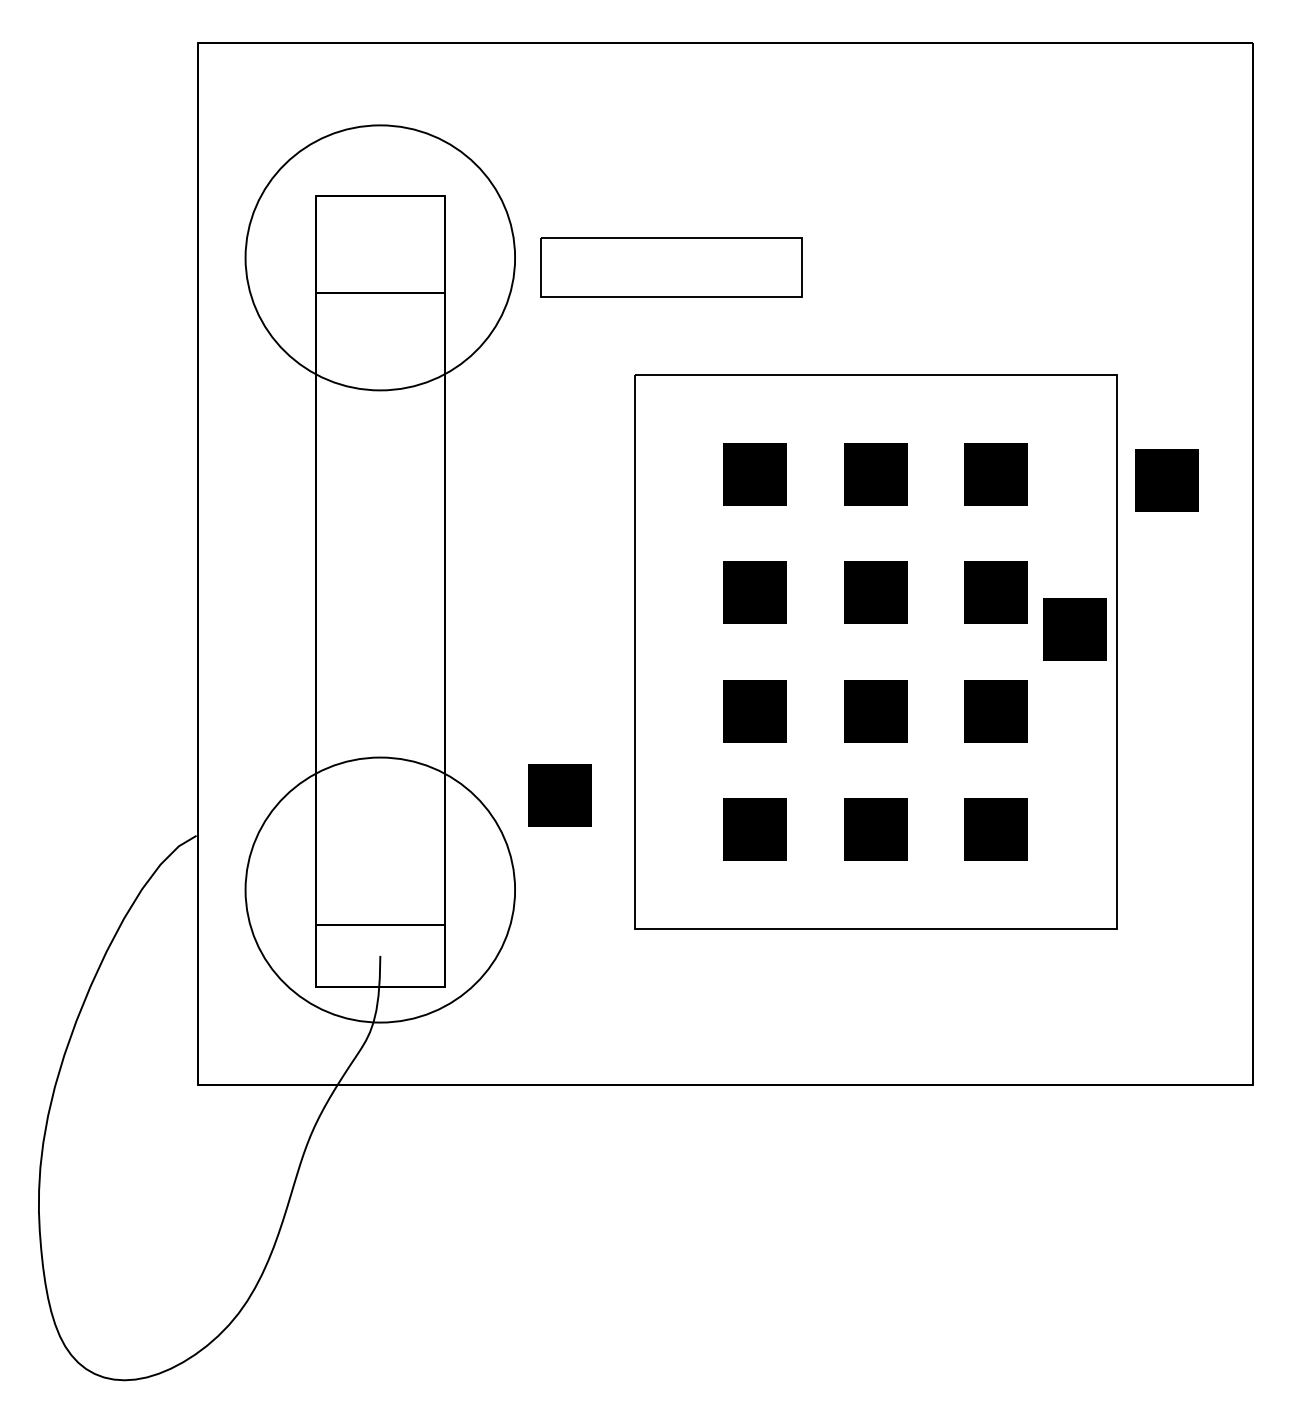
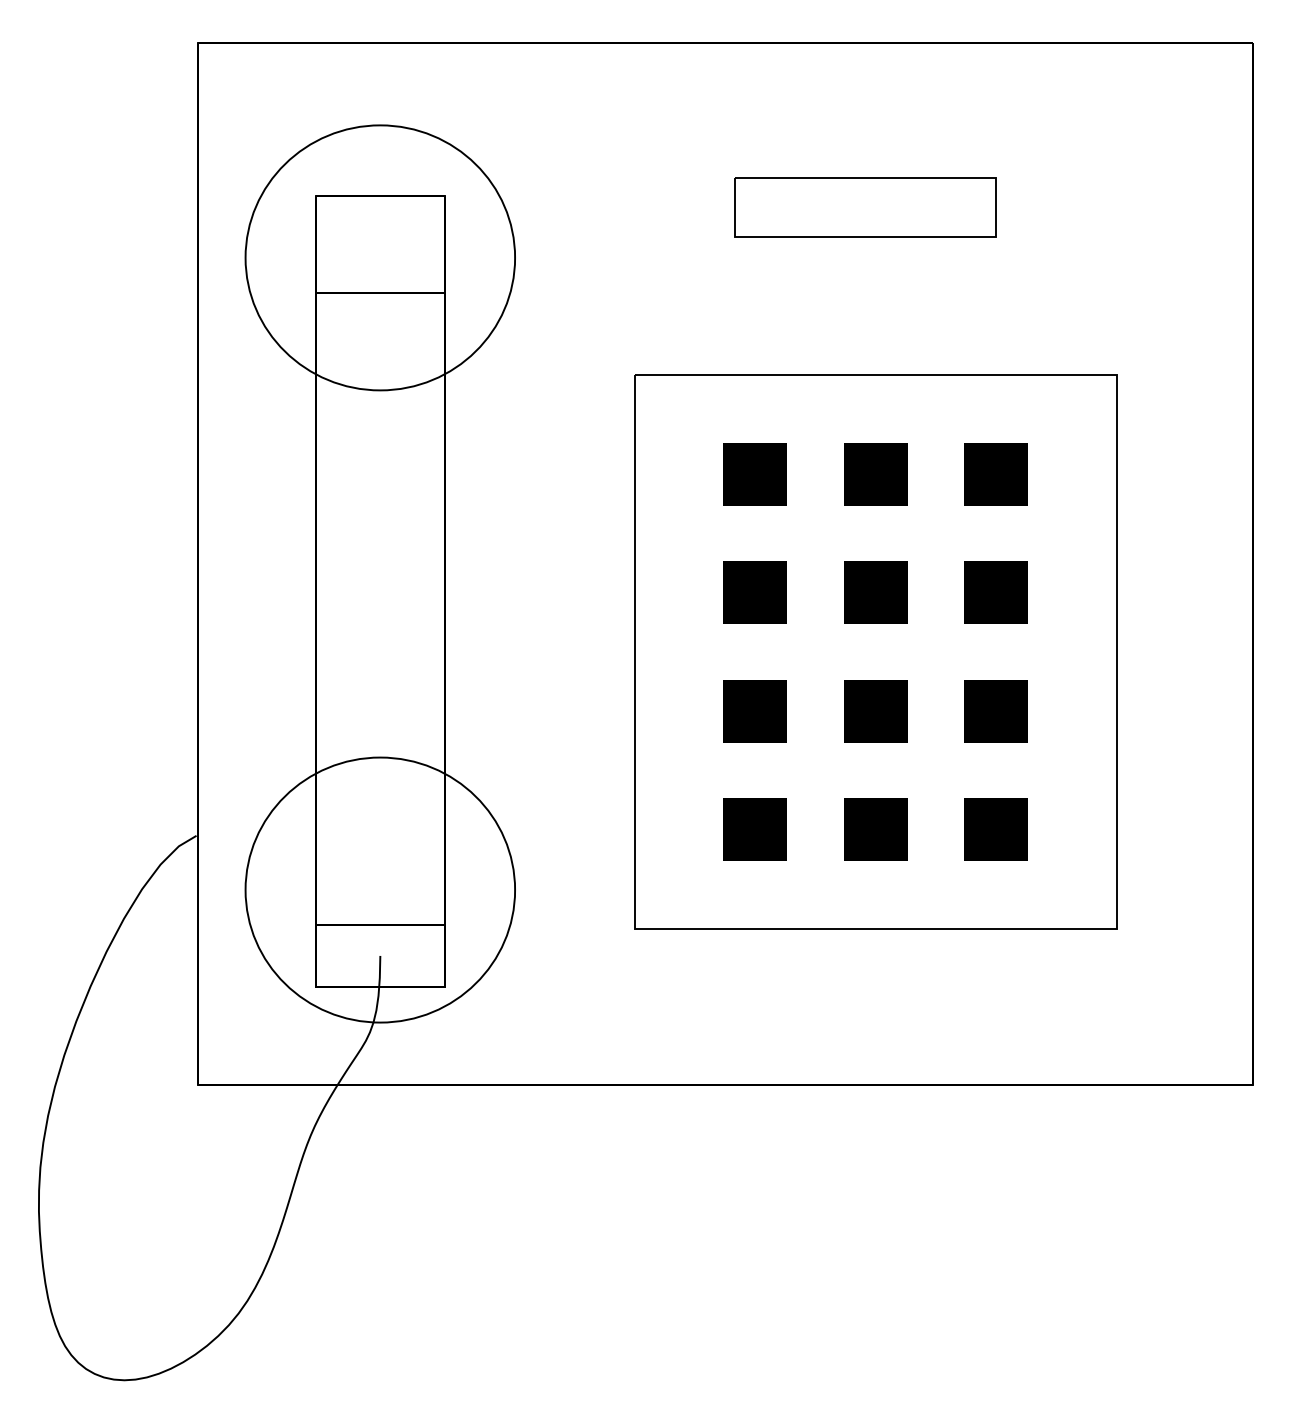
part position: (671, 267) -> (865, 207) (865, 207)
line: present -> none (1166, 480)
line: present -> none (1074, 629)
line: present -> none (559, 795)
